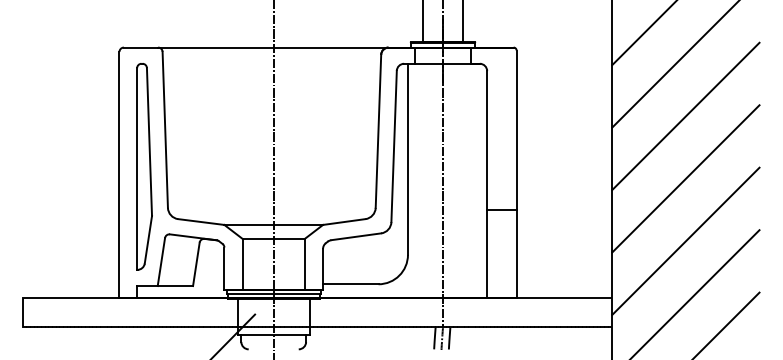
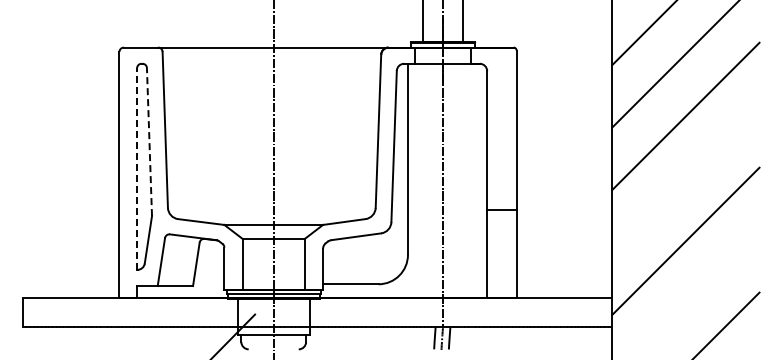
line: solid -> dashed (149, 141)
line: solid -> dashed (137, 169)
line: present -> none (685, 178)
line: present -> none (695, 293)
